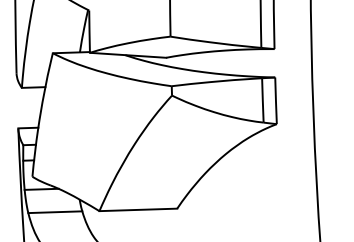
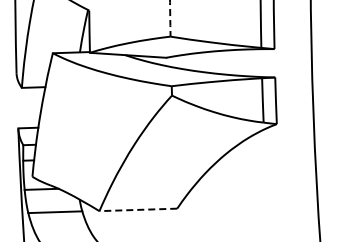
arc: solid -> dashed (170, 18)
line: solid -> dashed (138, 209)
